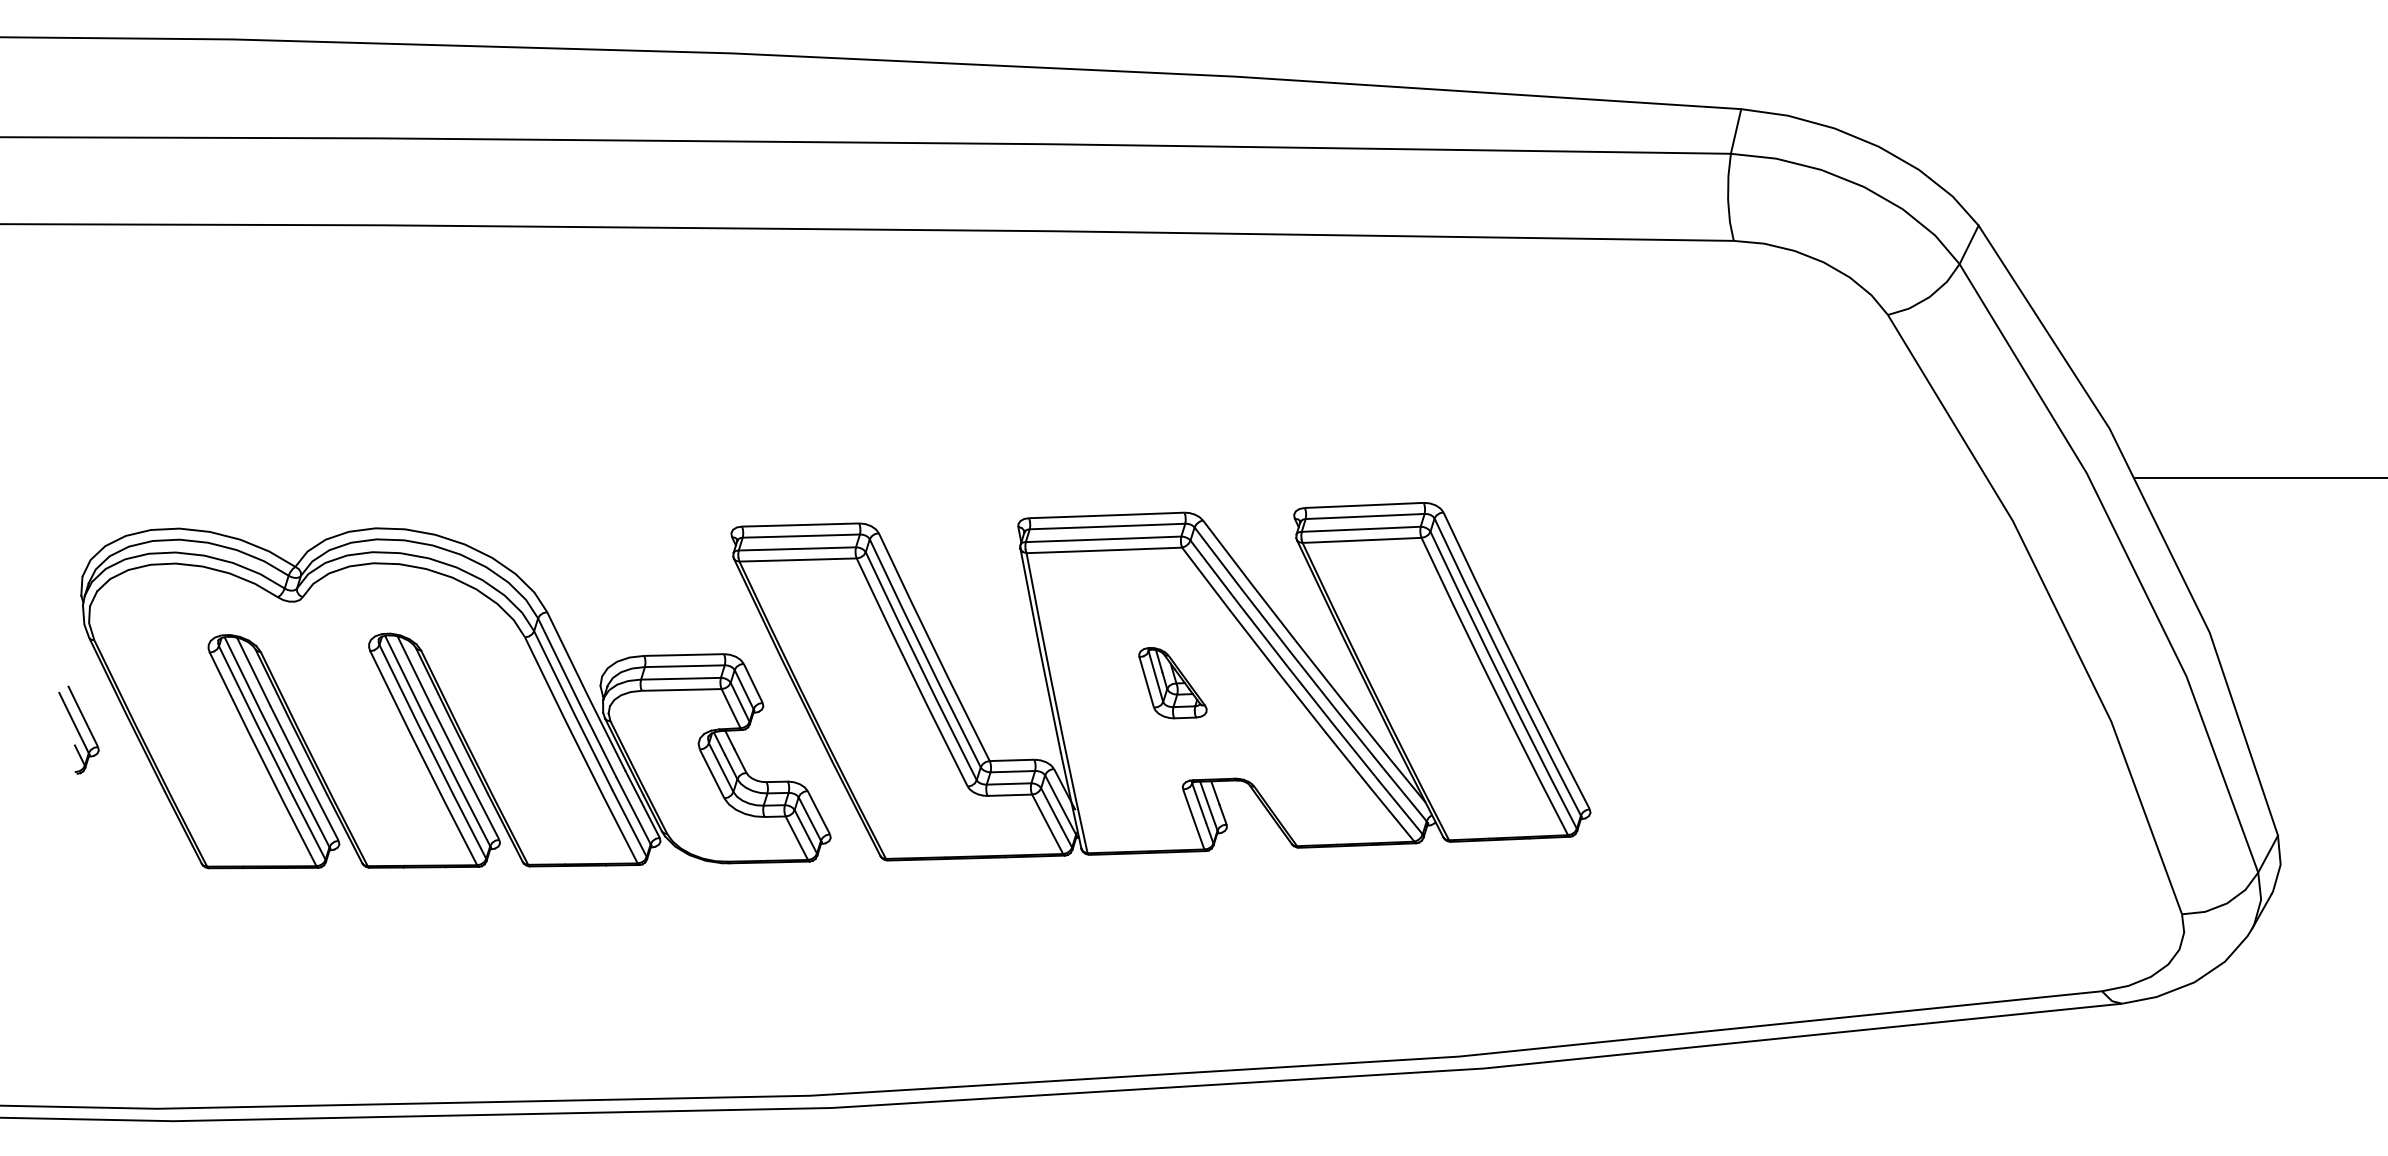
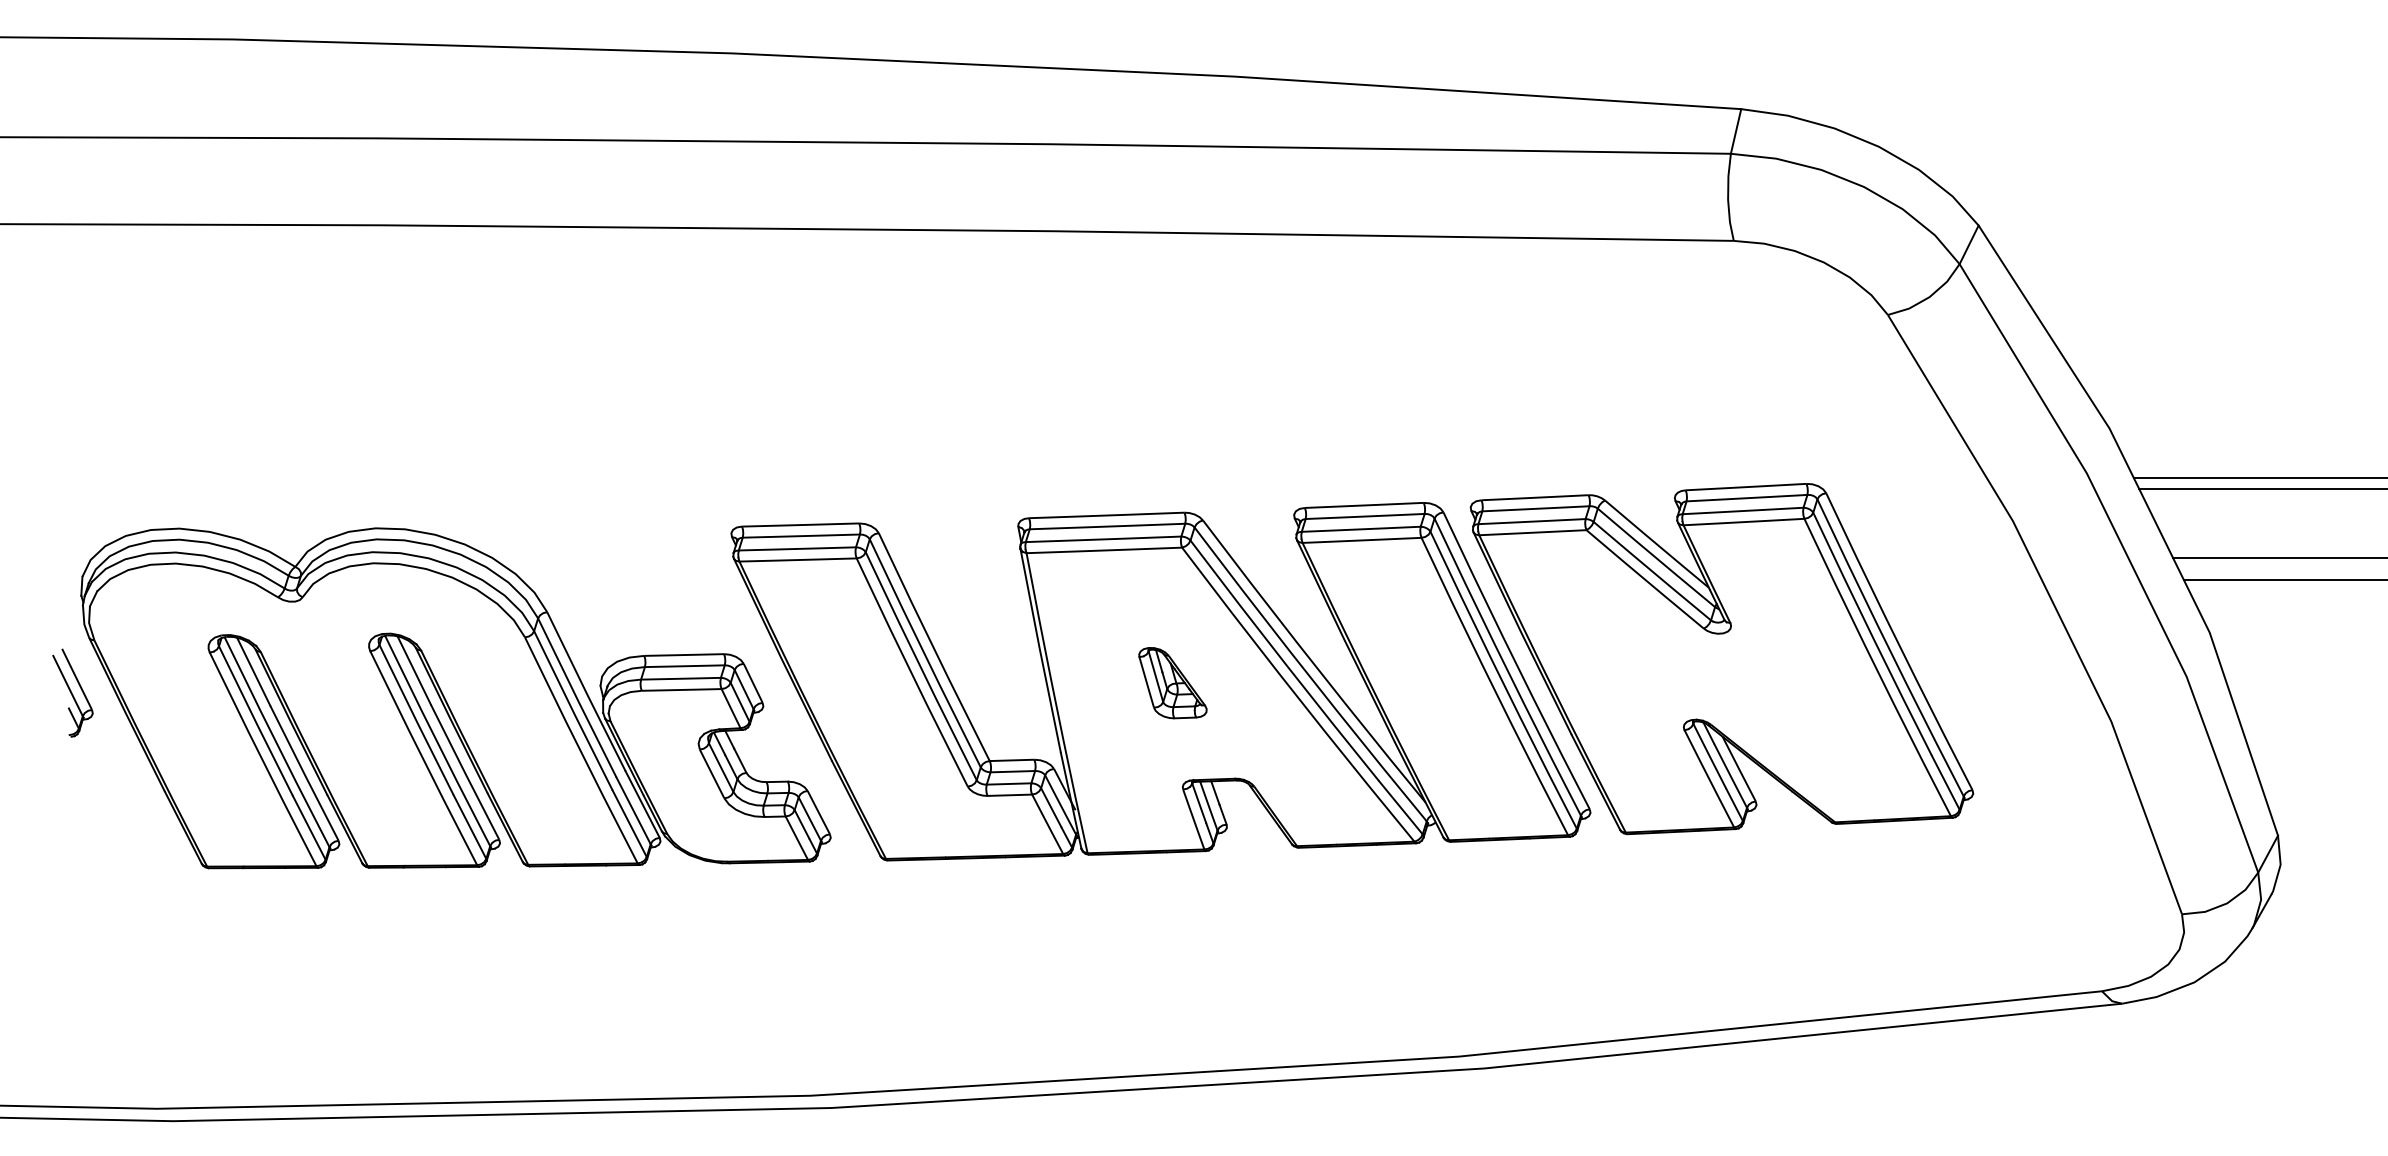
line: none -> present (2261, 488)
line: none -> present (2278, 558)
line: none -> present (2284, 580)
part: none -> present (1721, 659)
part position: (78, 729) -> (72, 692) (72, 692)
